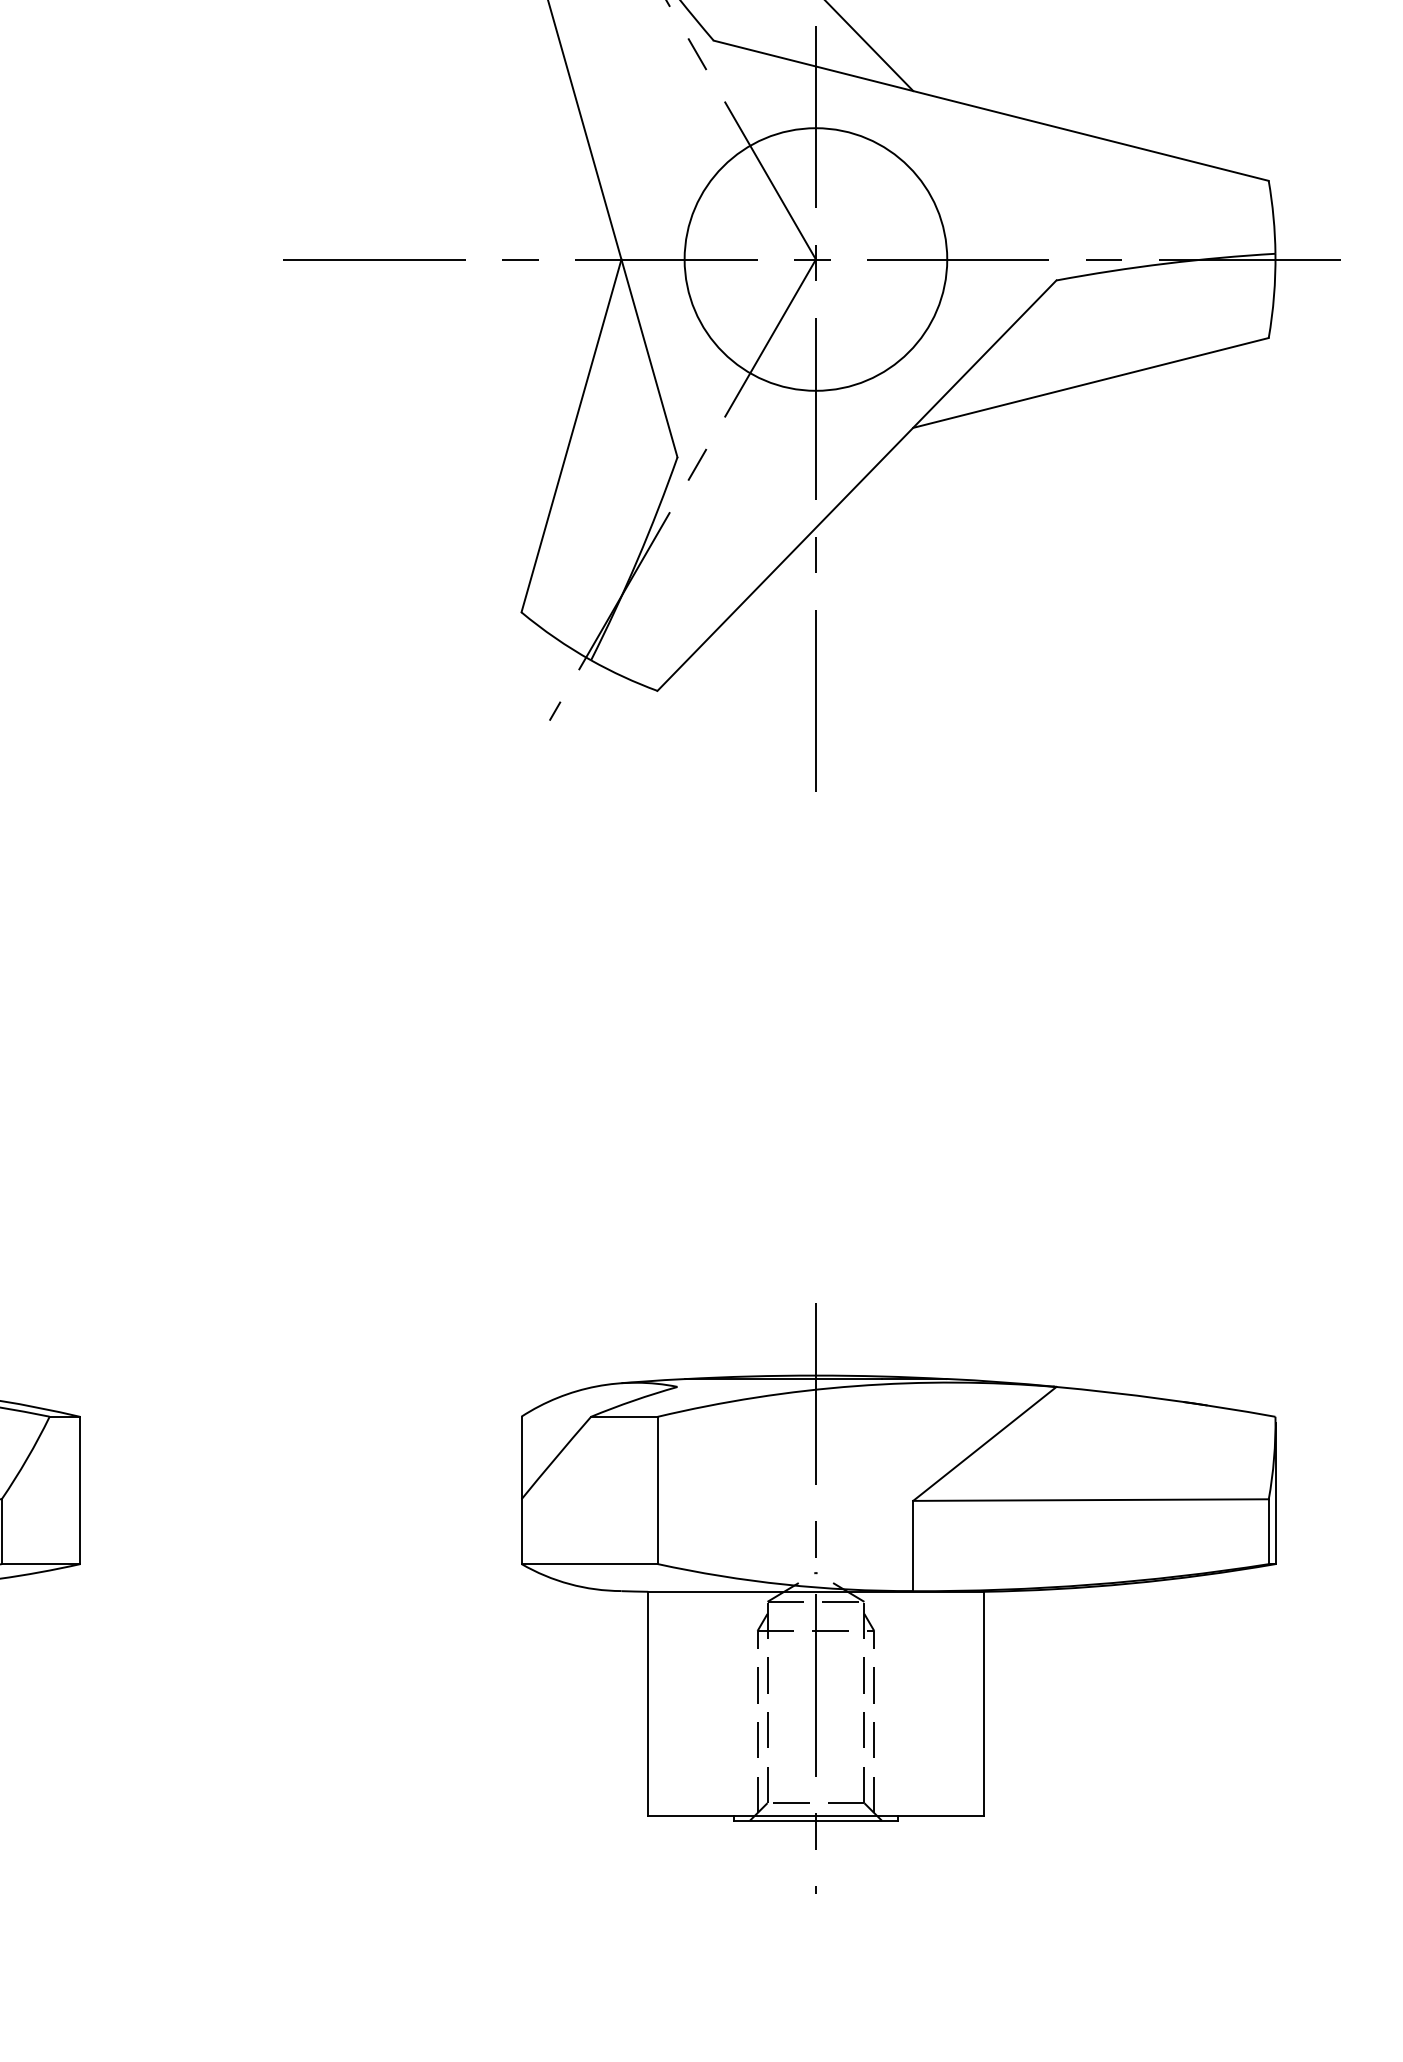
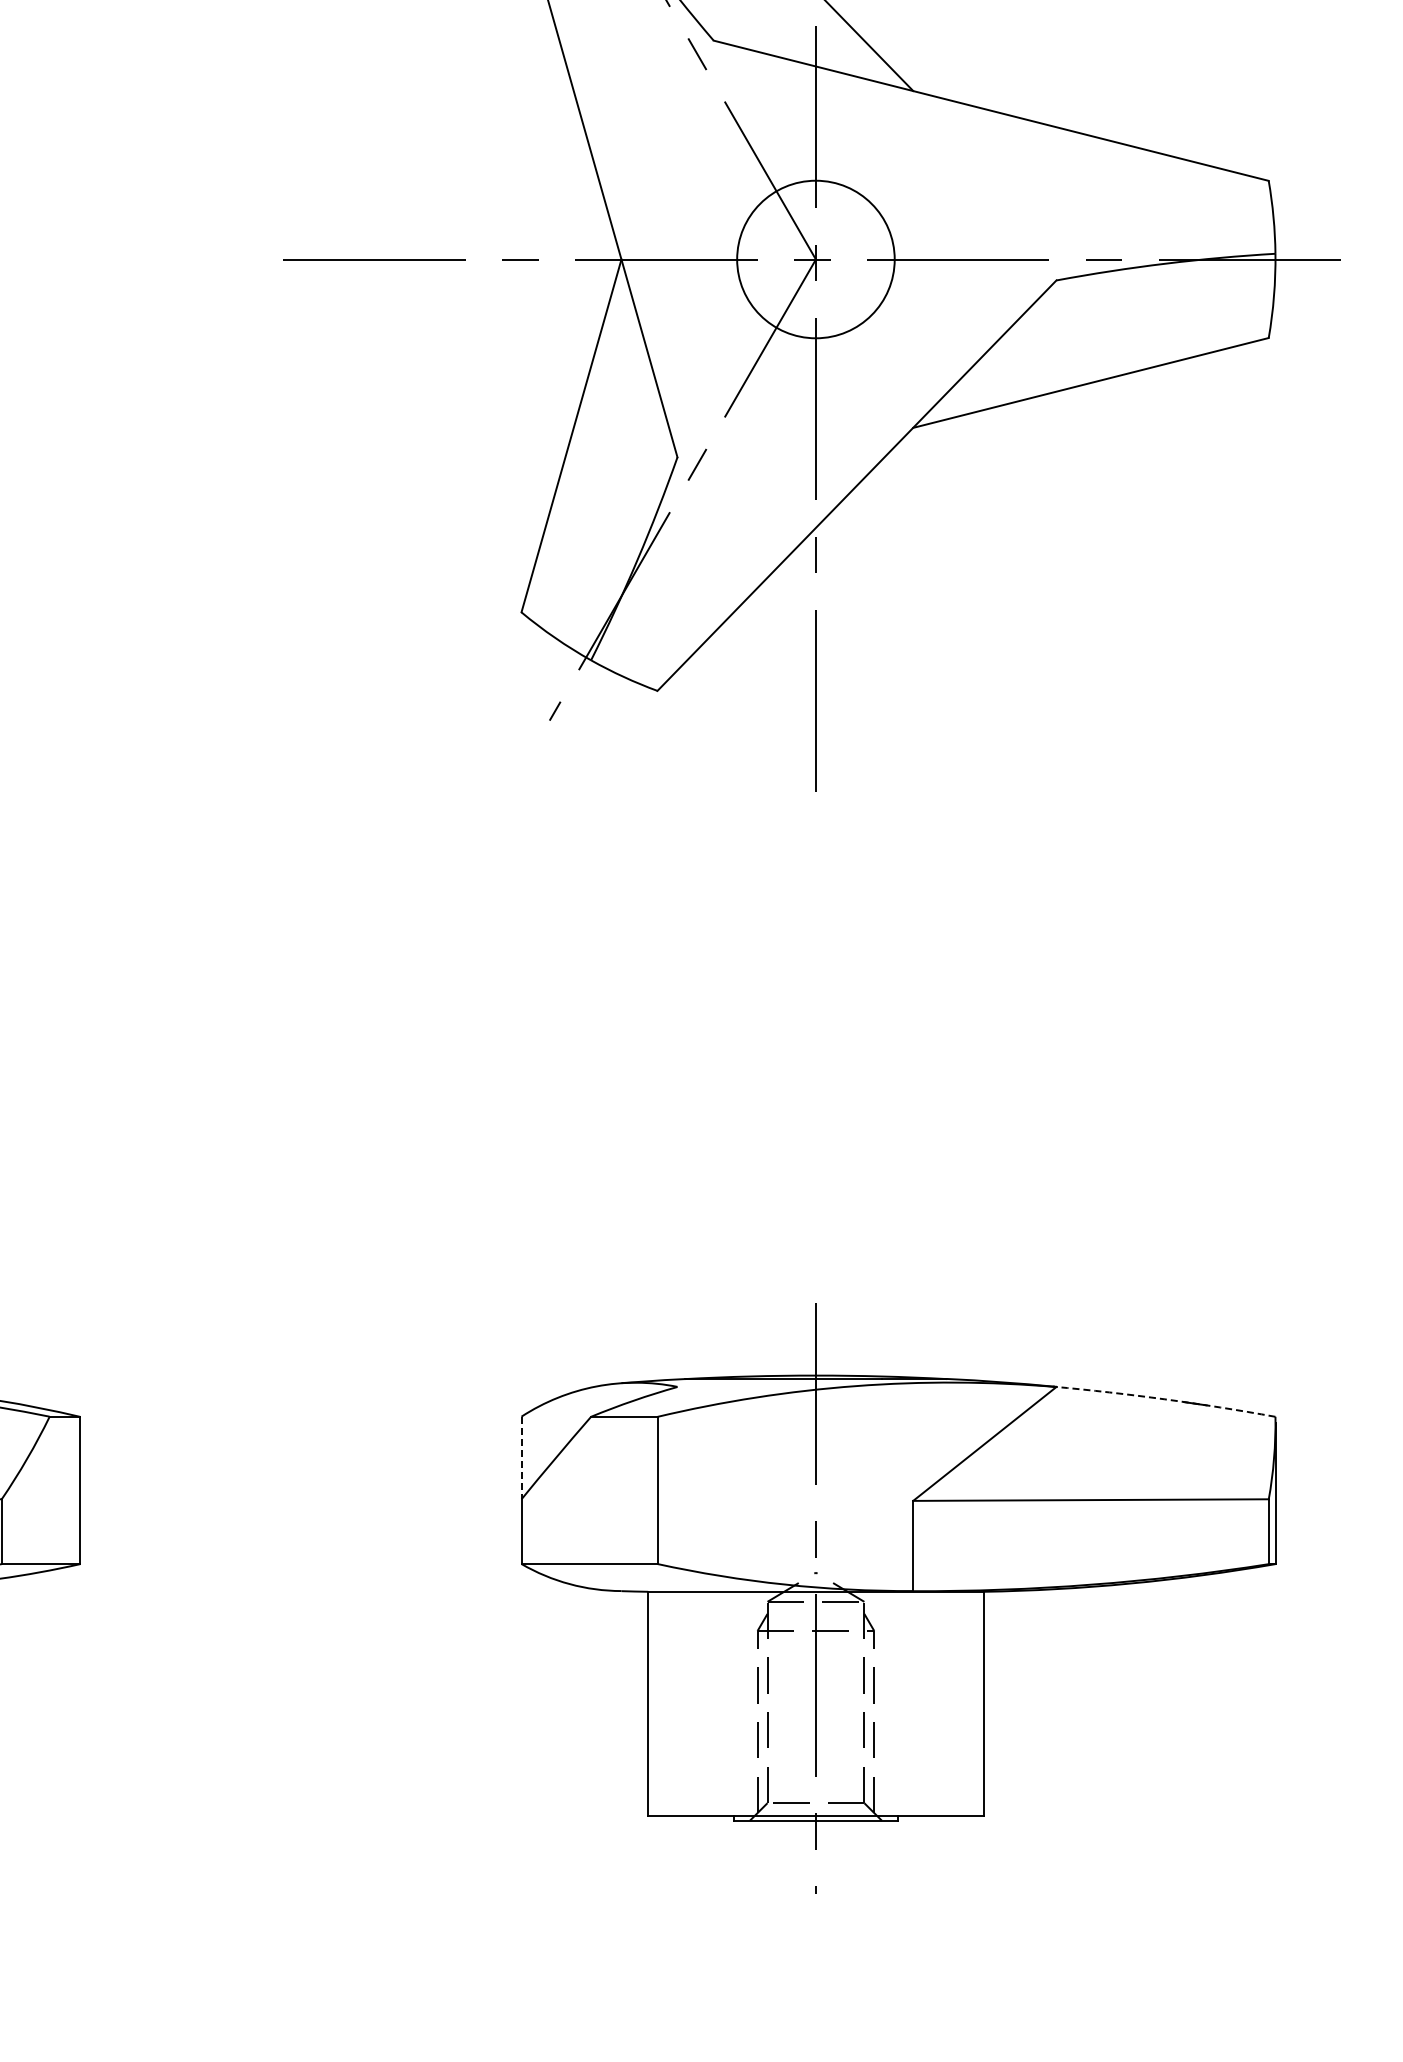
circle diameter: 263 px -> 158 px (815, 259)
arc: solid -> dashed (1164, 1399)
line: solid -> dashed (521, 1458)
